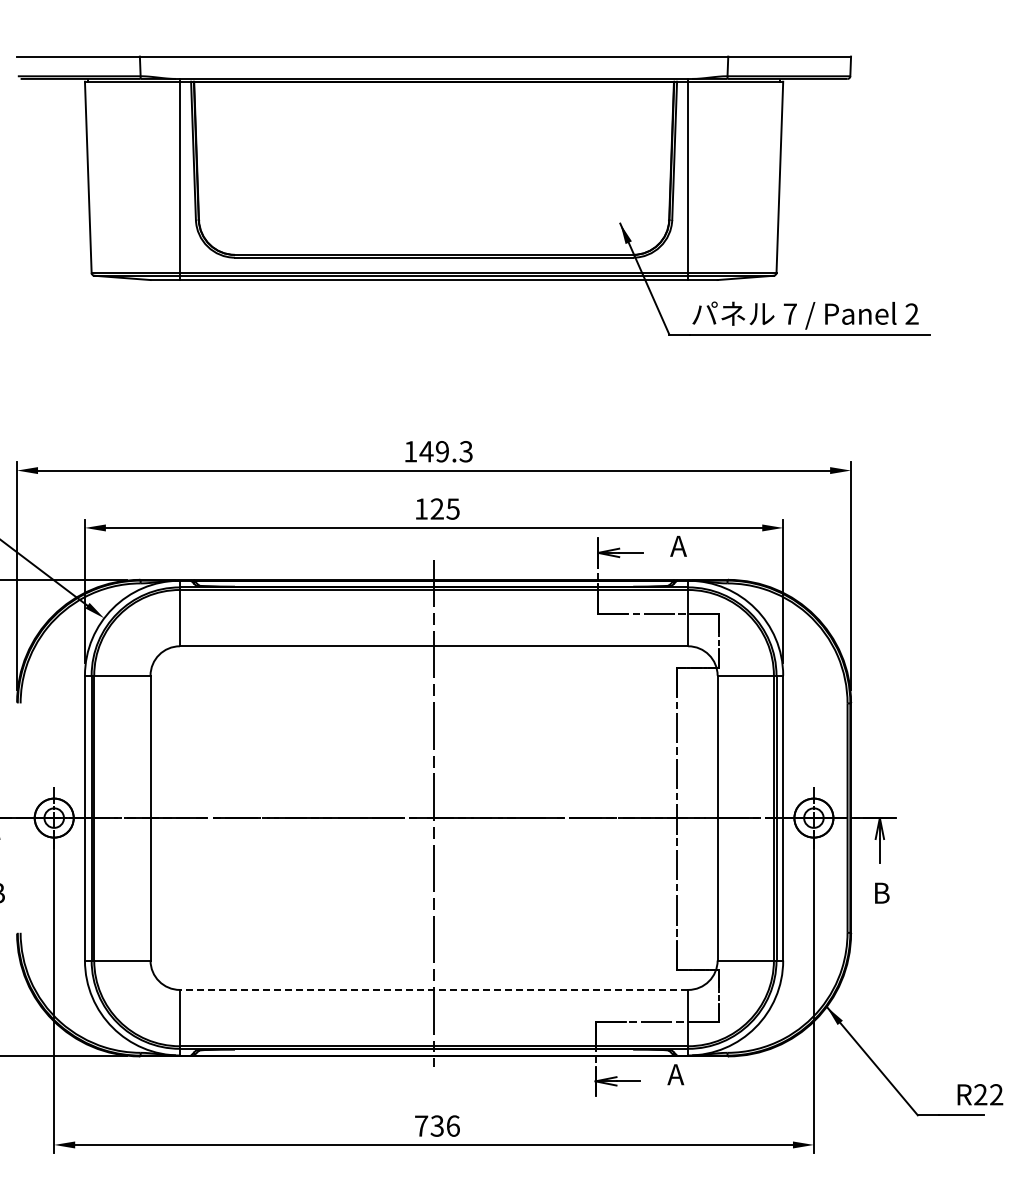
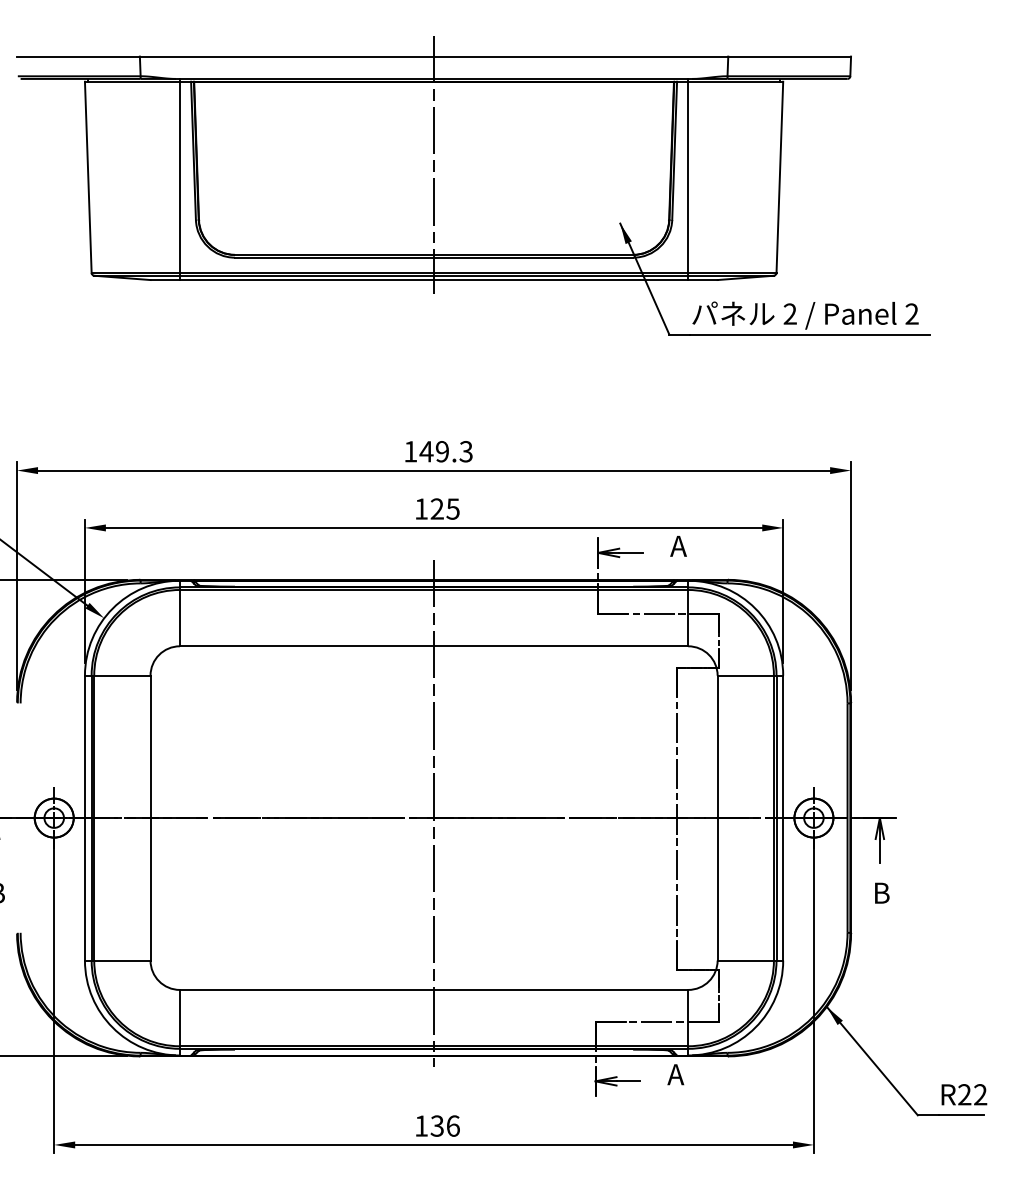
line: none -> present (434, 164)
text: 7 -> 2 (789, 313)
line: dashed -> solid (433, 989)
text position: (980, 1094) -> (964, 1094) (964, 1094)
text: 736 -> 136 (421, 1125)
